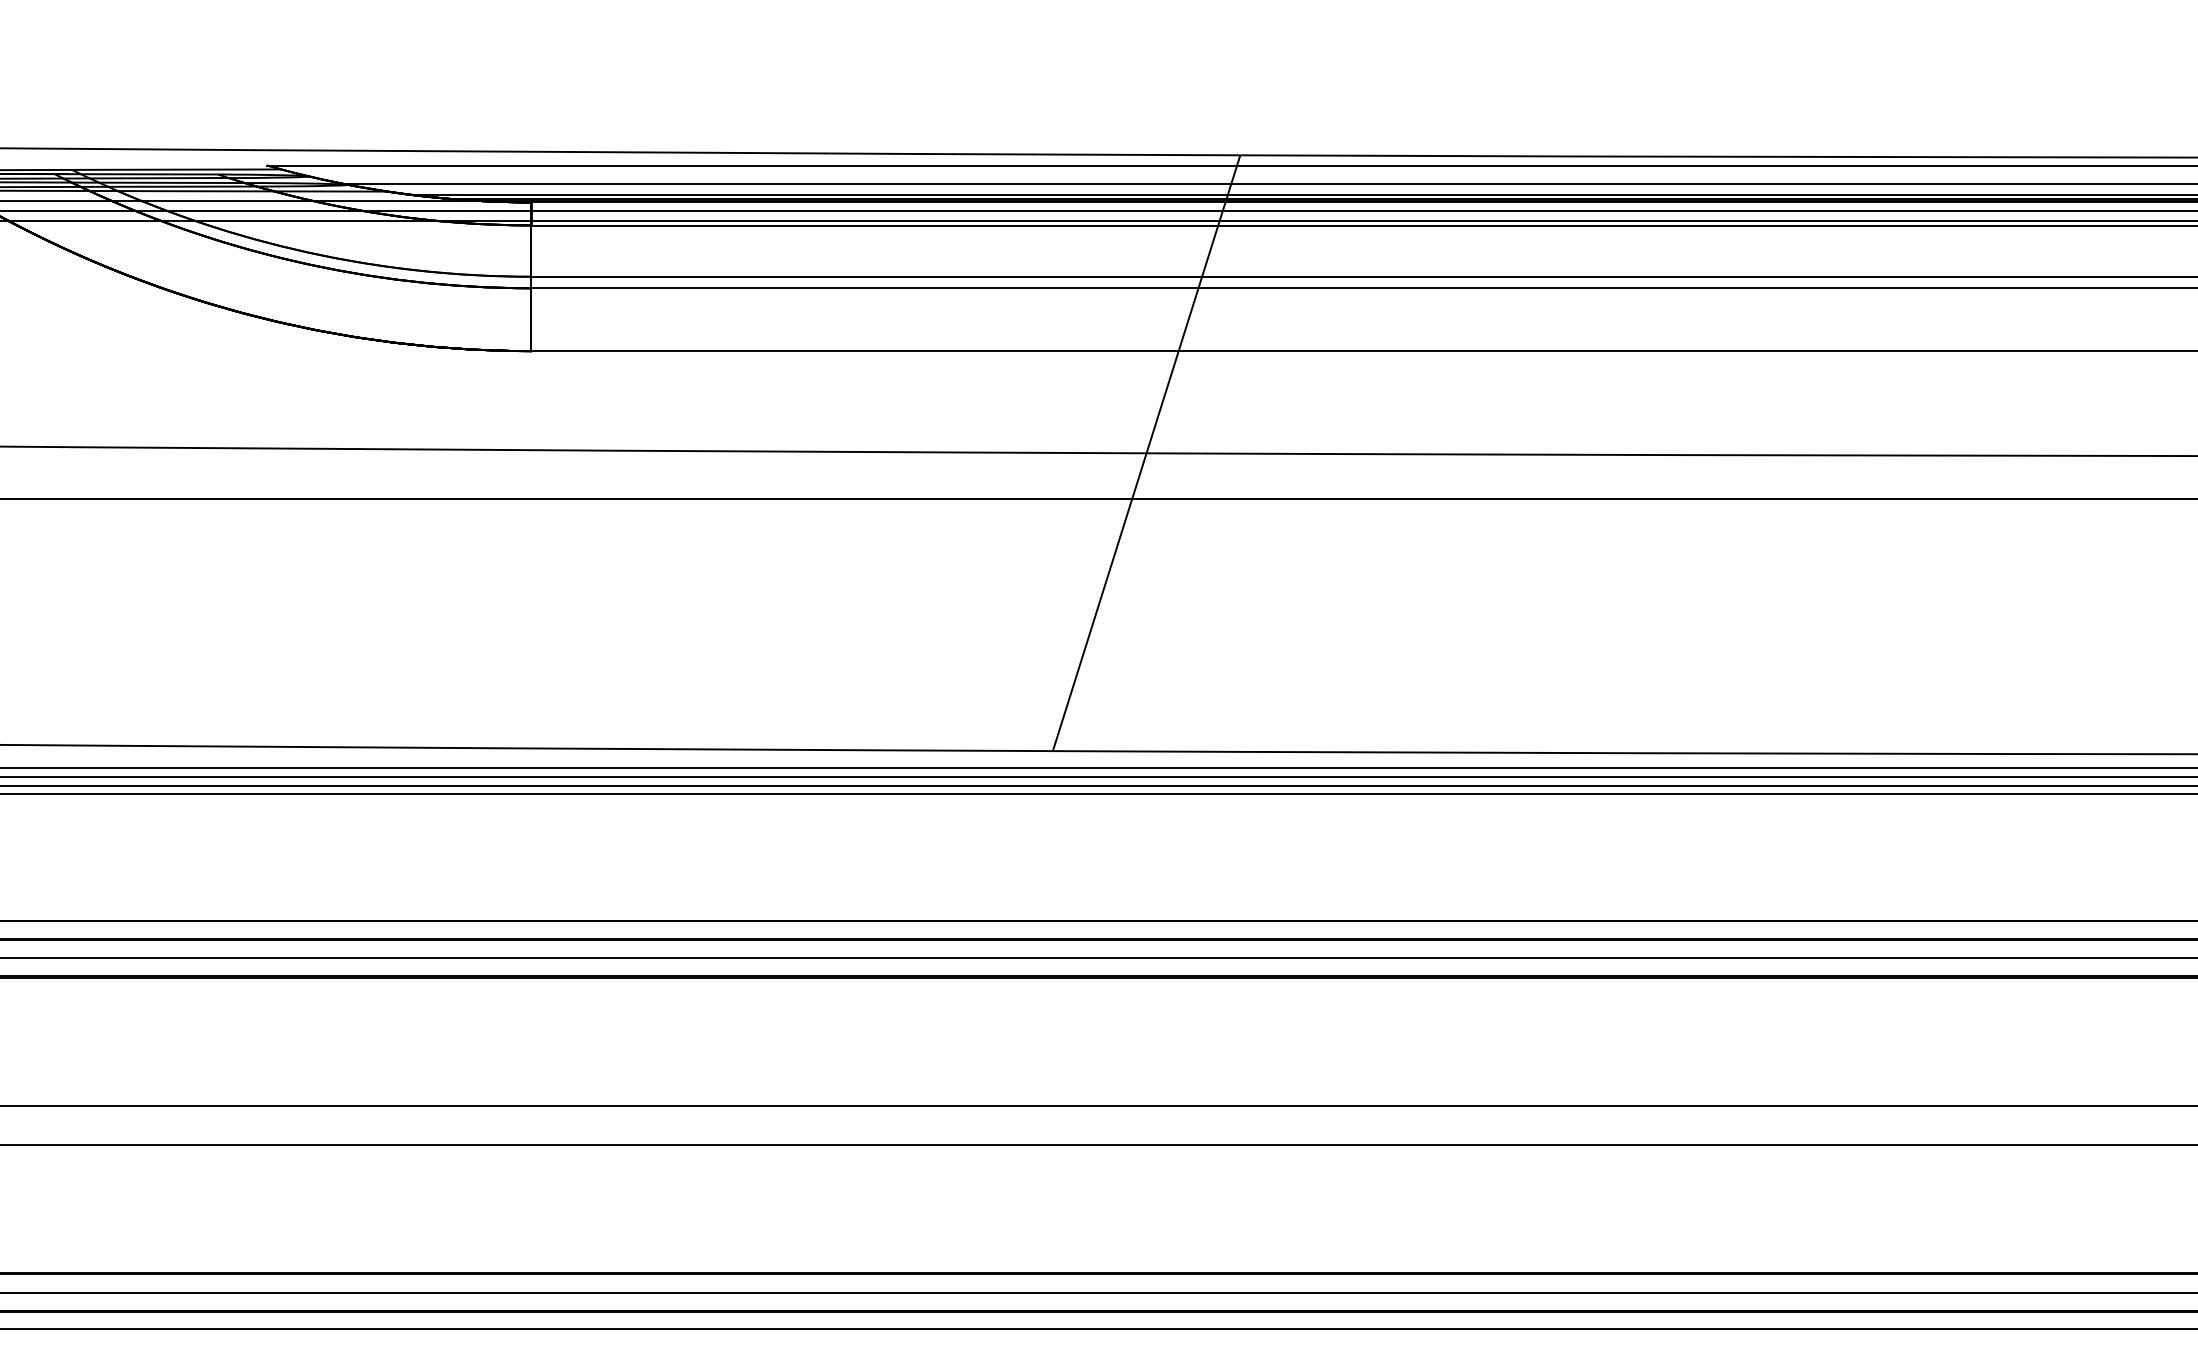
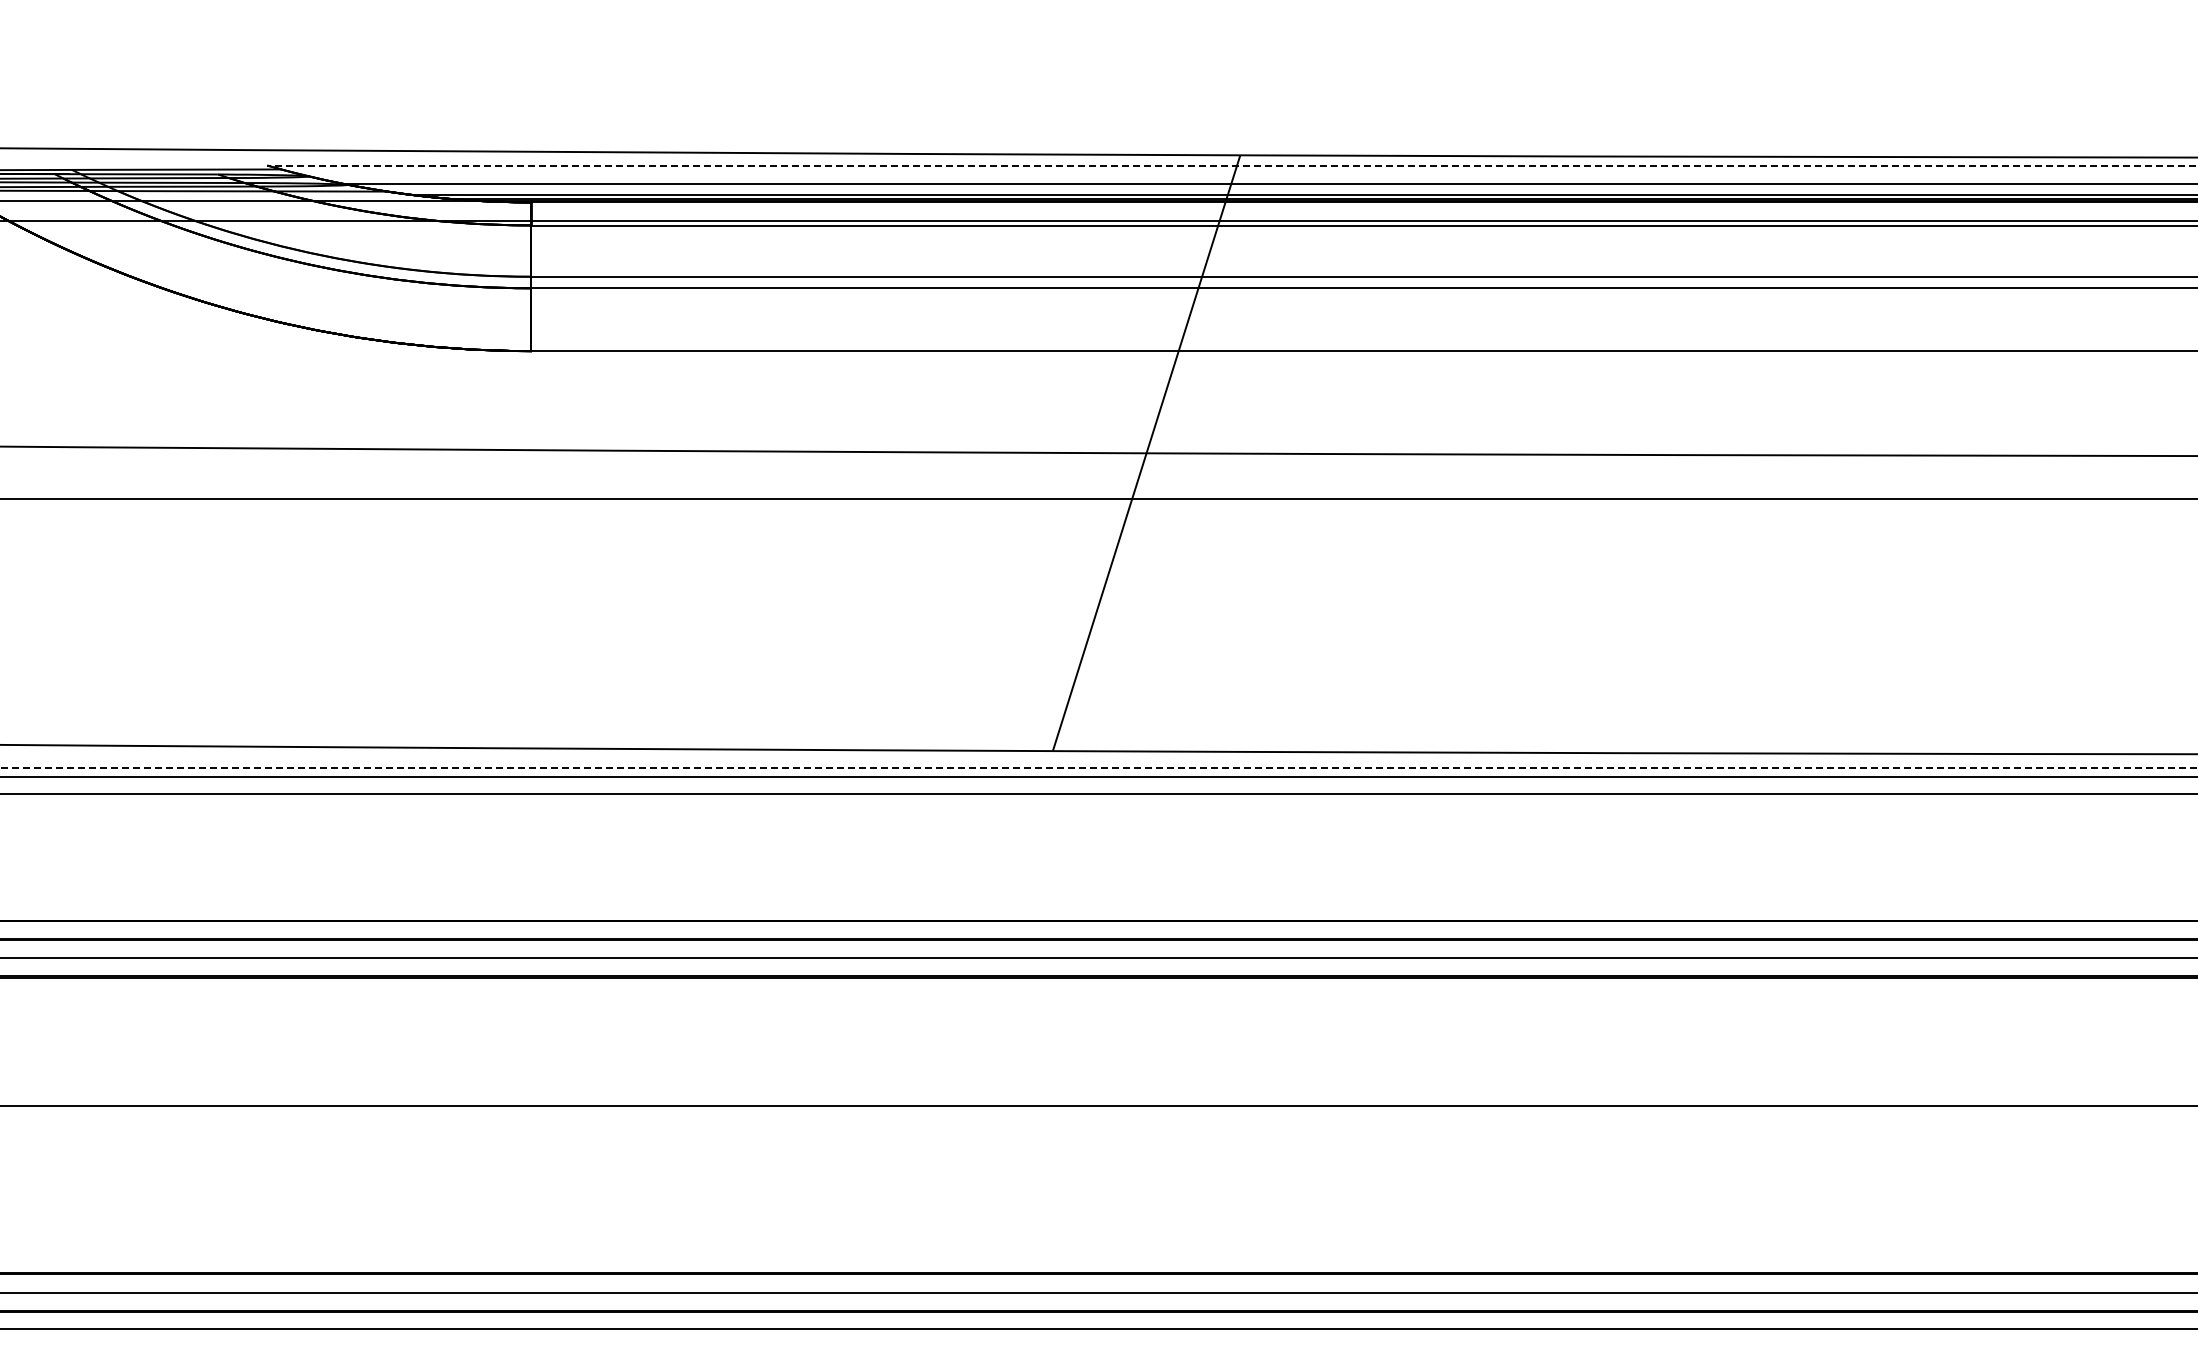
line: solid -> dashed (1232, 165)
line: present -> none (1098, 210)
line: solid -> dashed (1098, 767)
line: present -> none (1098, 785)
line: present -> none (1098, 1144)
